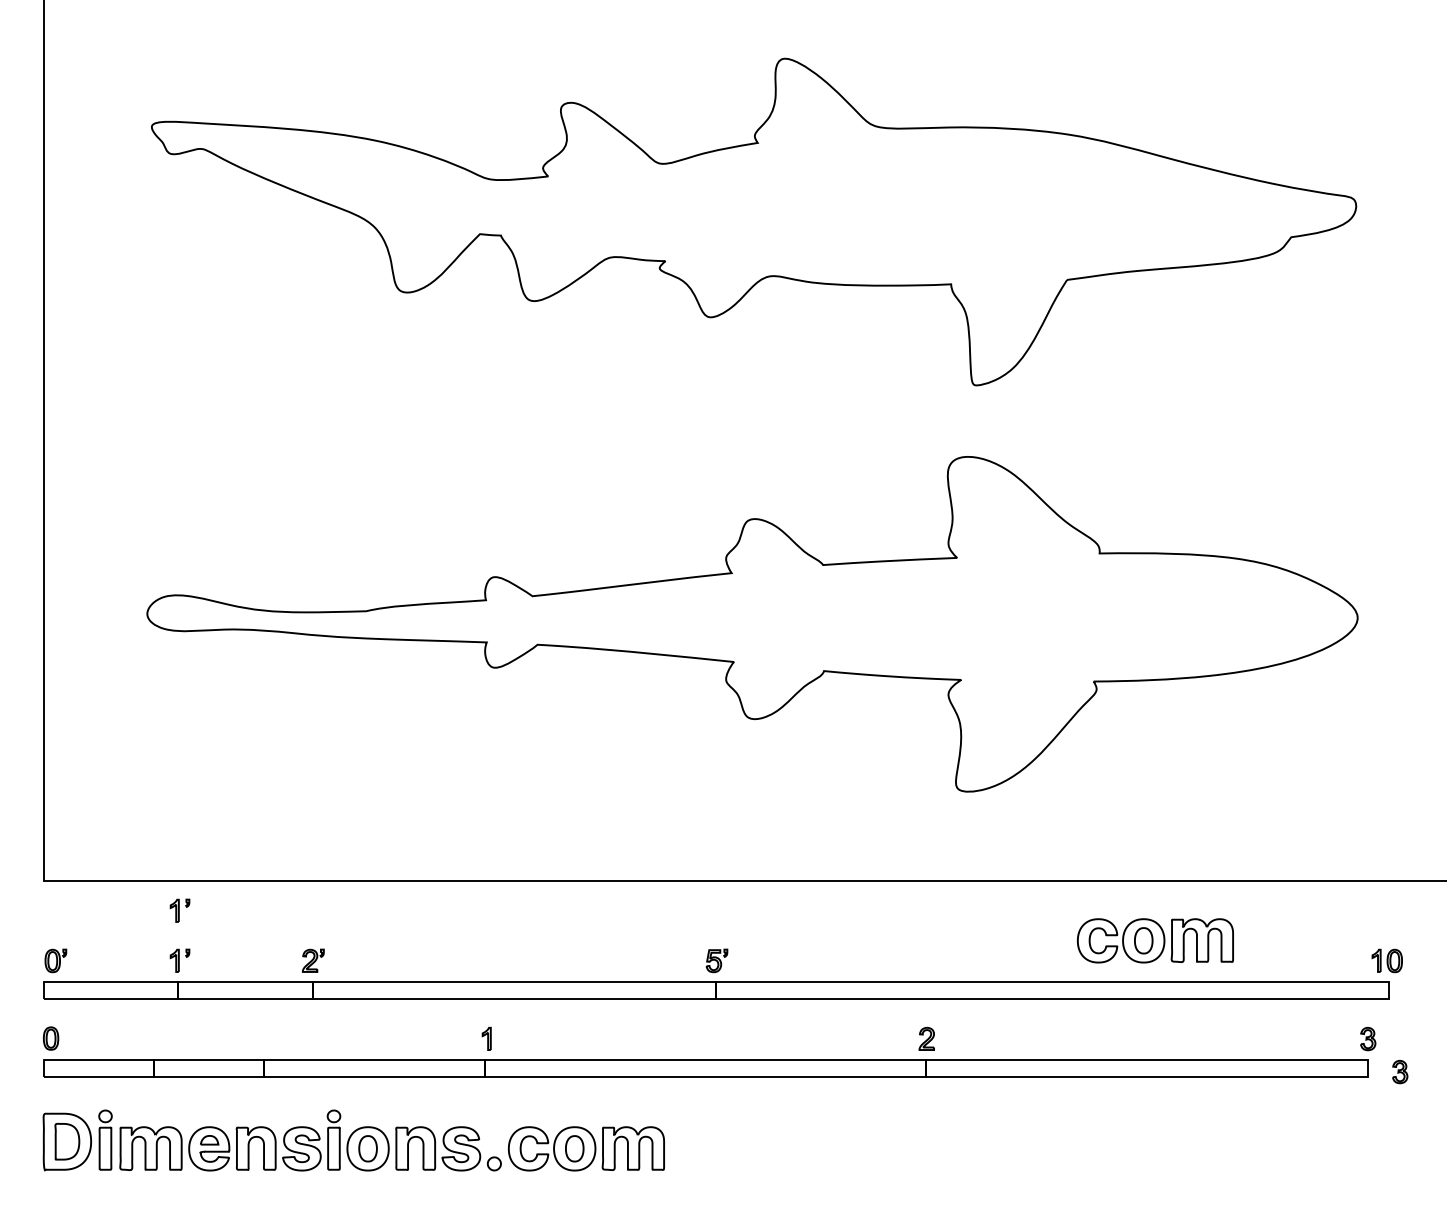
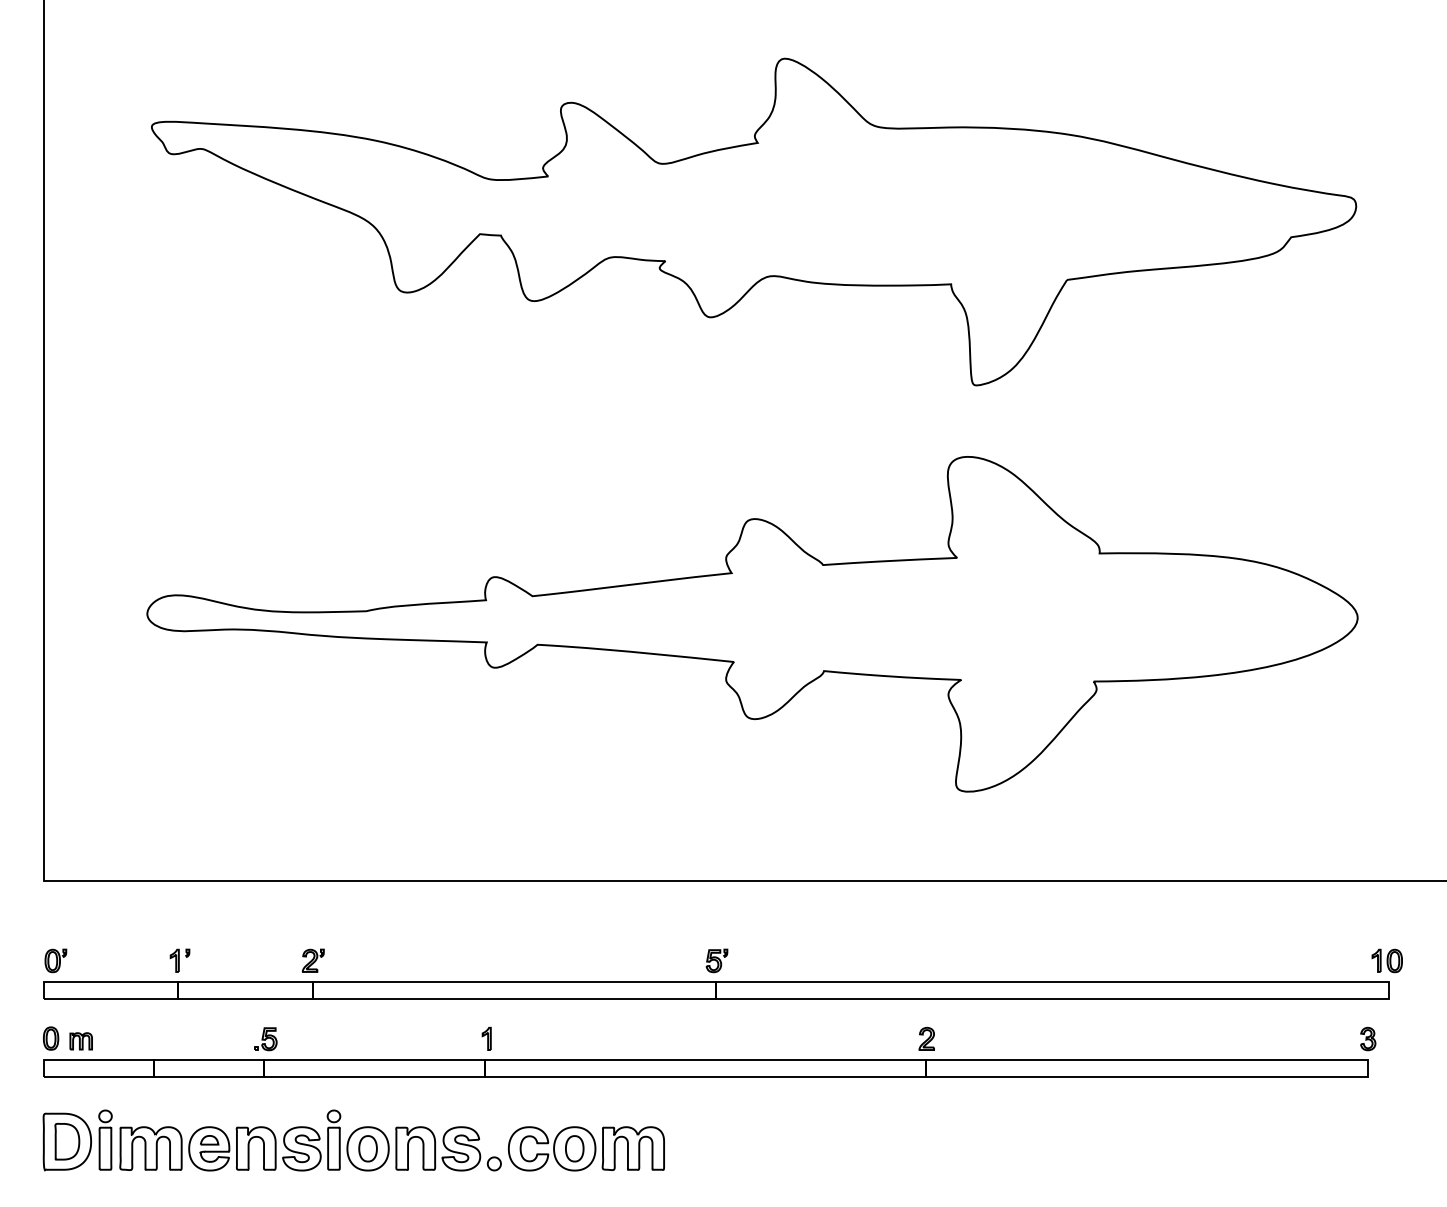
part: present -> none (179, 910)
part: present -> none (1154, 940)
part: none -> present (265, 1039)
part: none -> present (80, 1041)
part: present -> none (1400, 1072)
